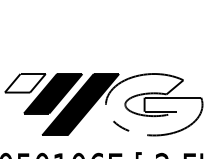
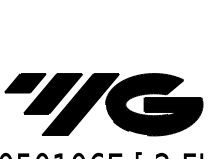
fill: none -> present (24, 83)
fill: none -> present (153, 104)
